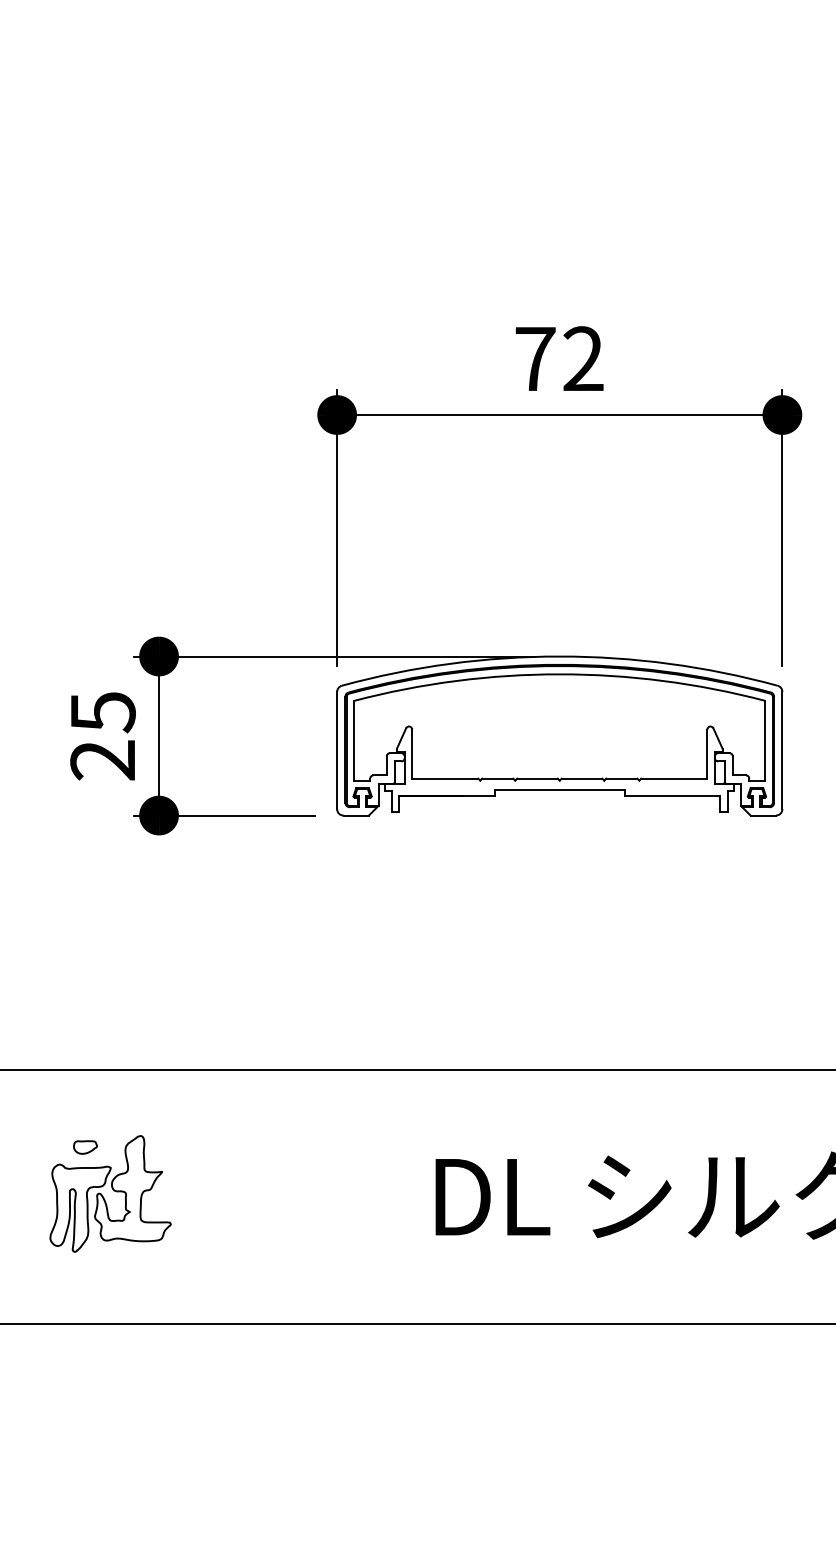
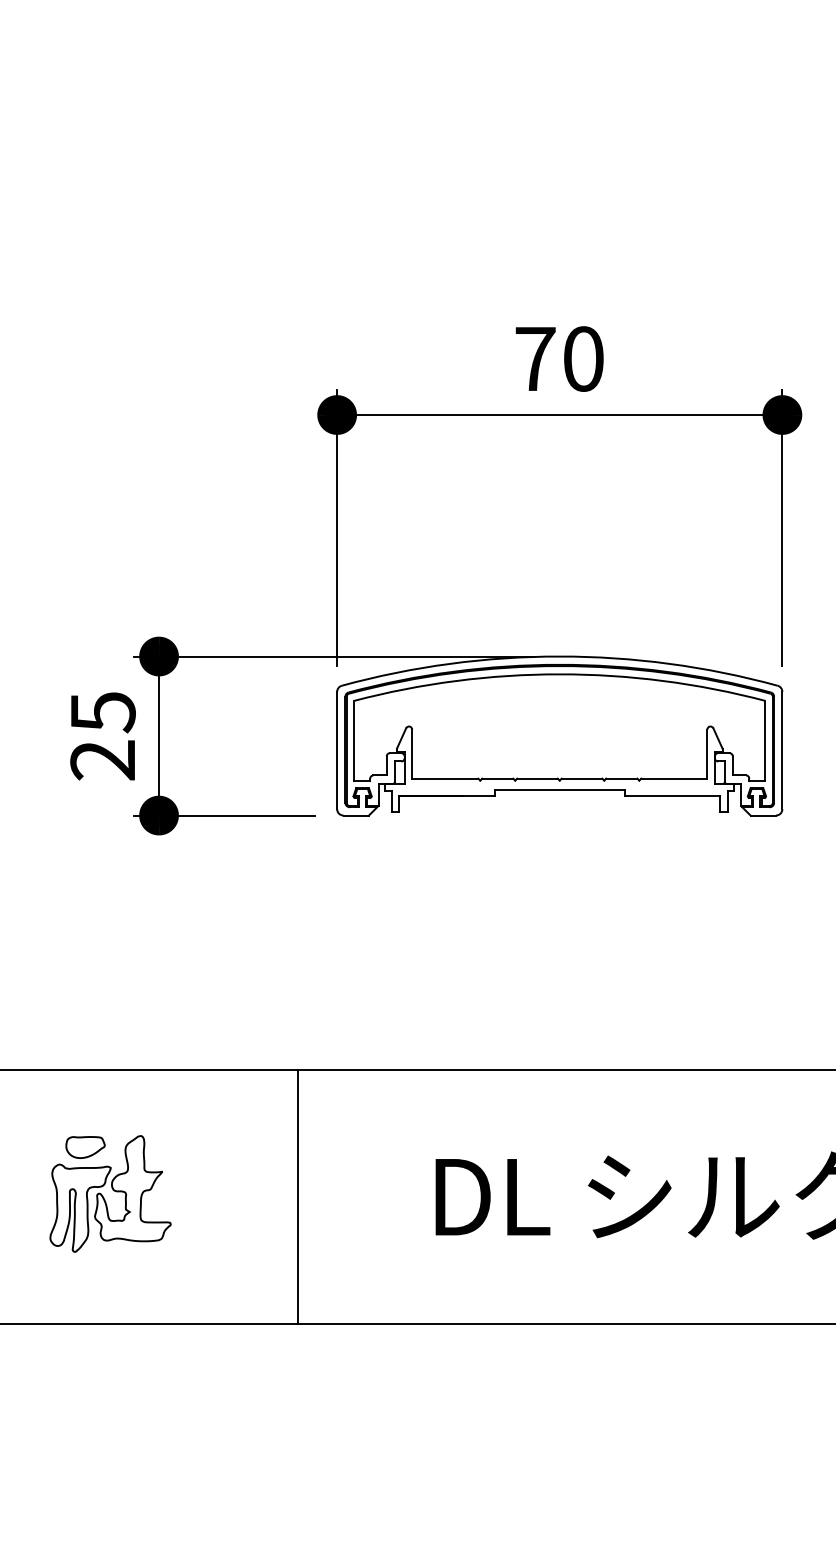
text: 72 -> 70 (583, 358)
part size: 25x15 px -> 41x23 px (85, 1147)
line: none -> present (297, 1196)
